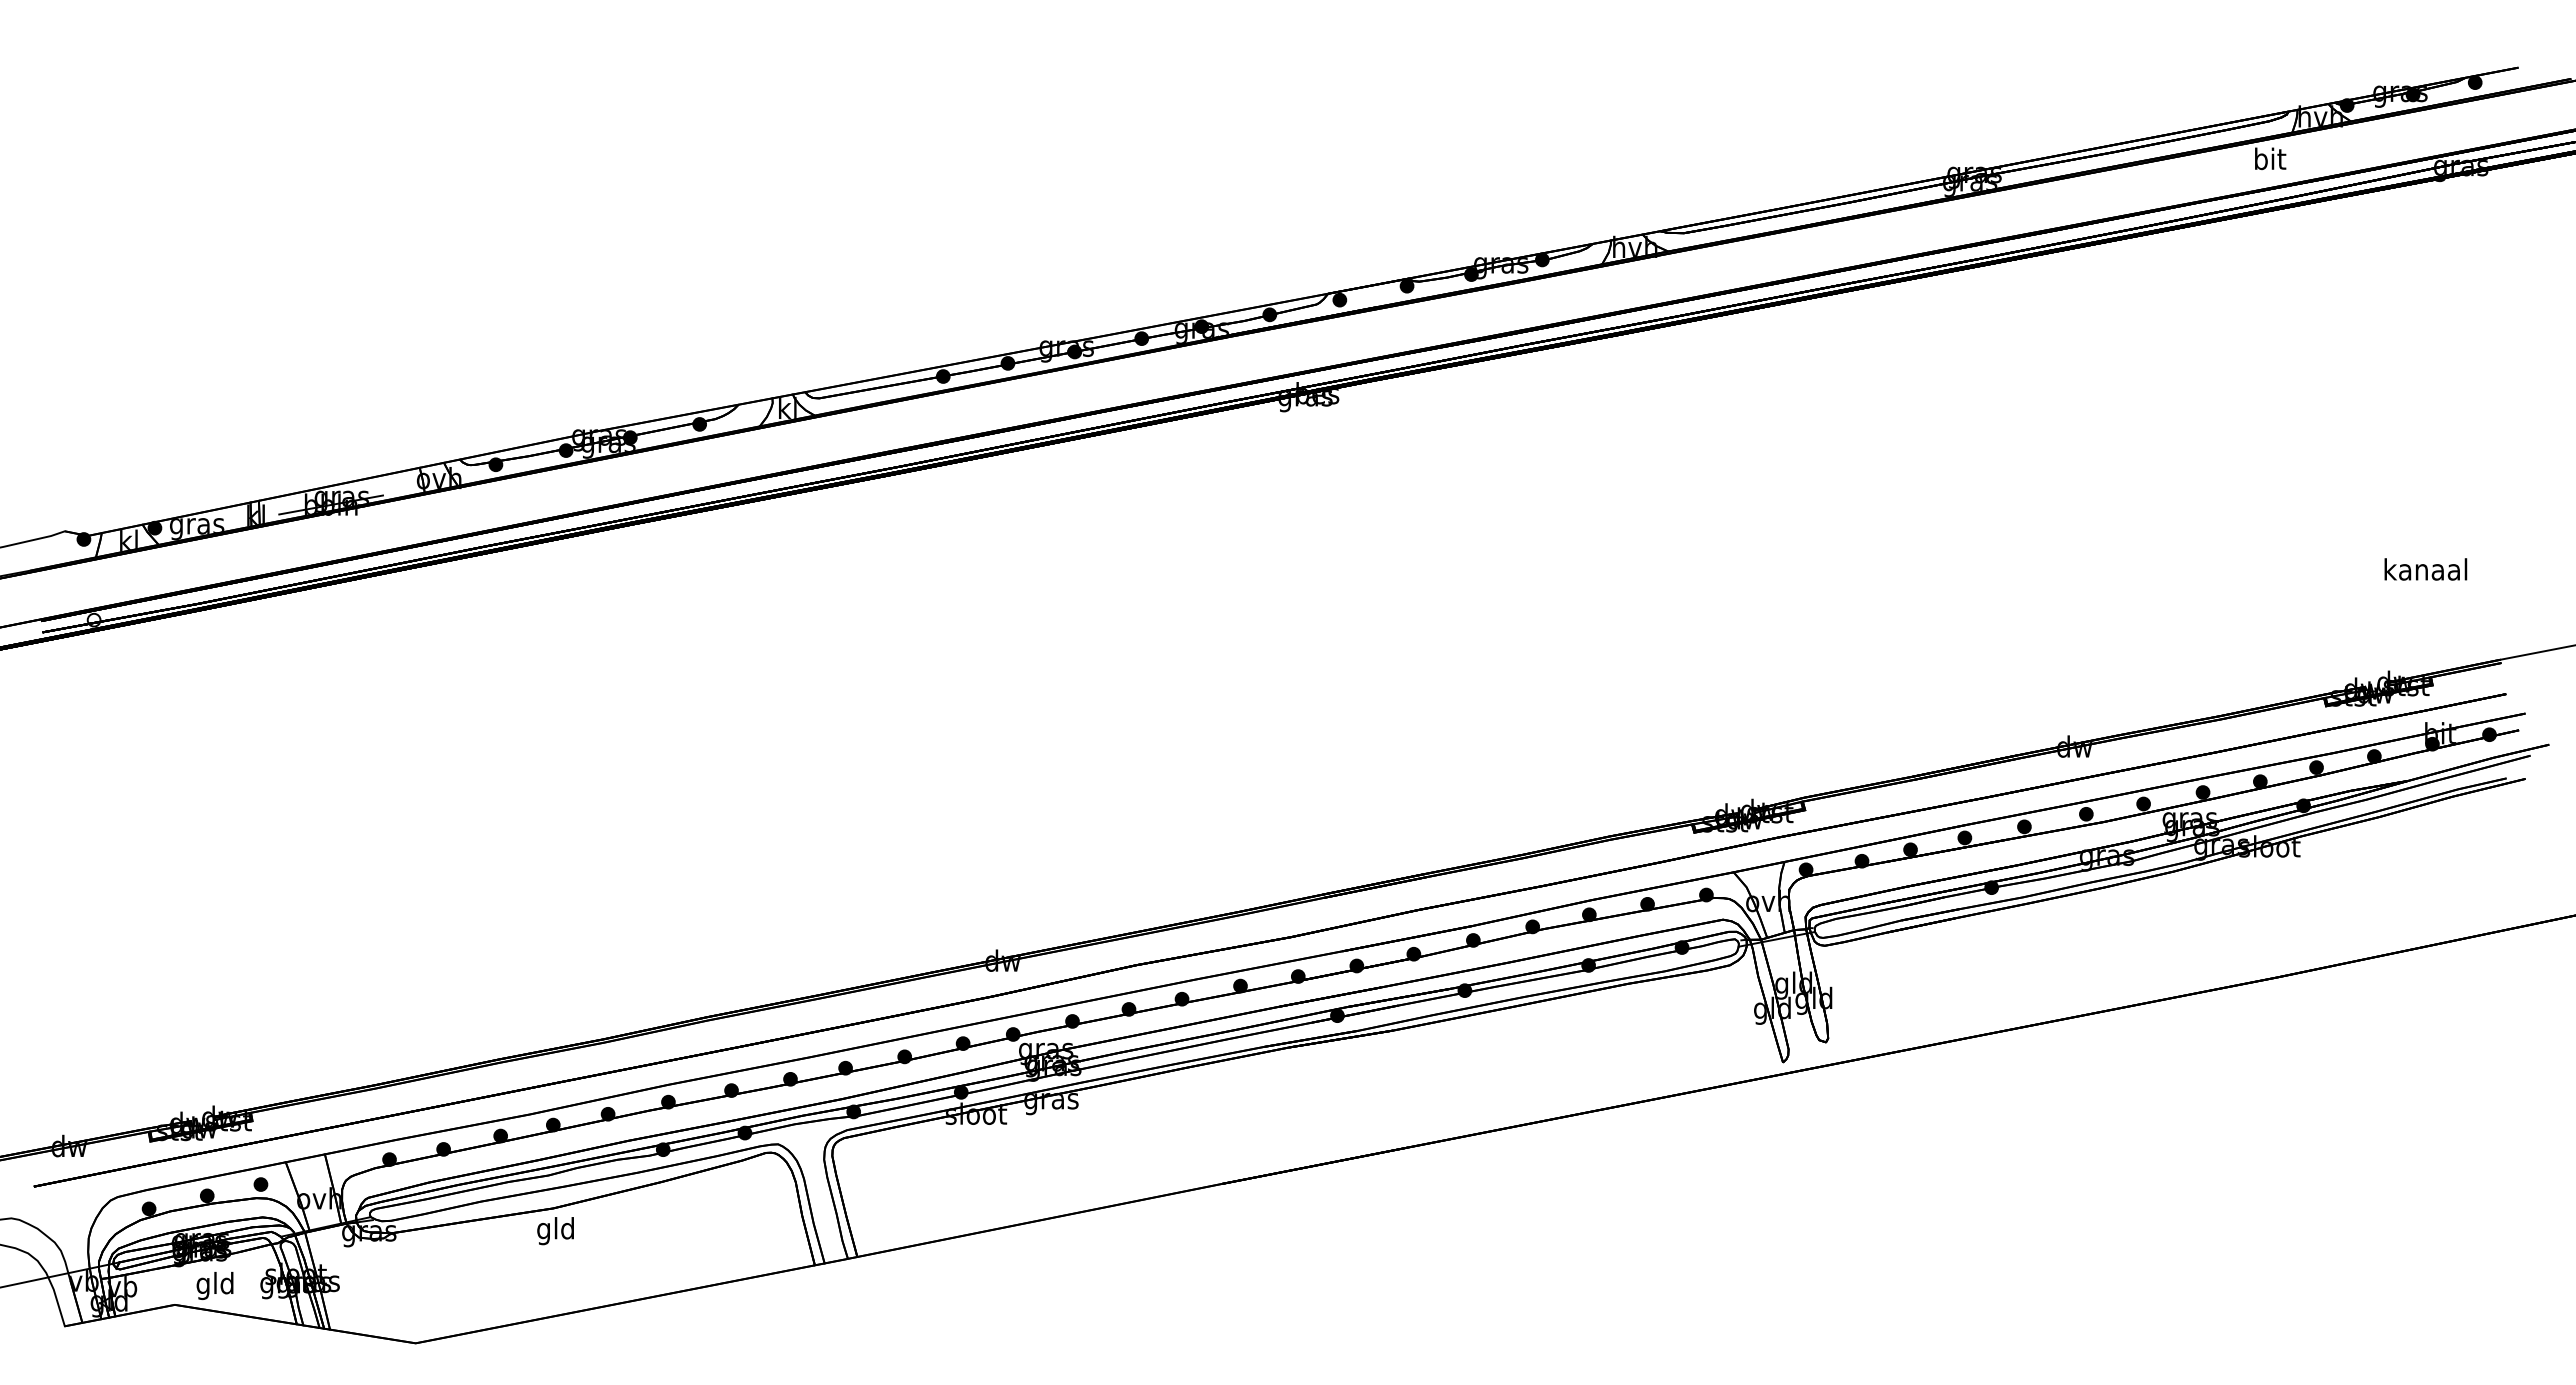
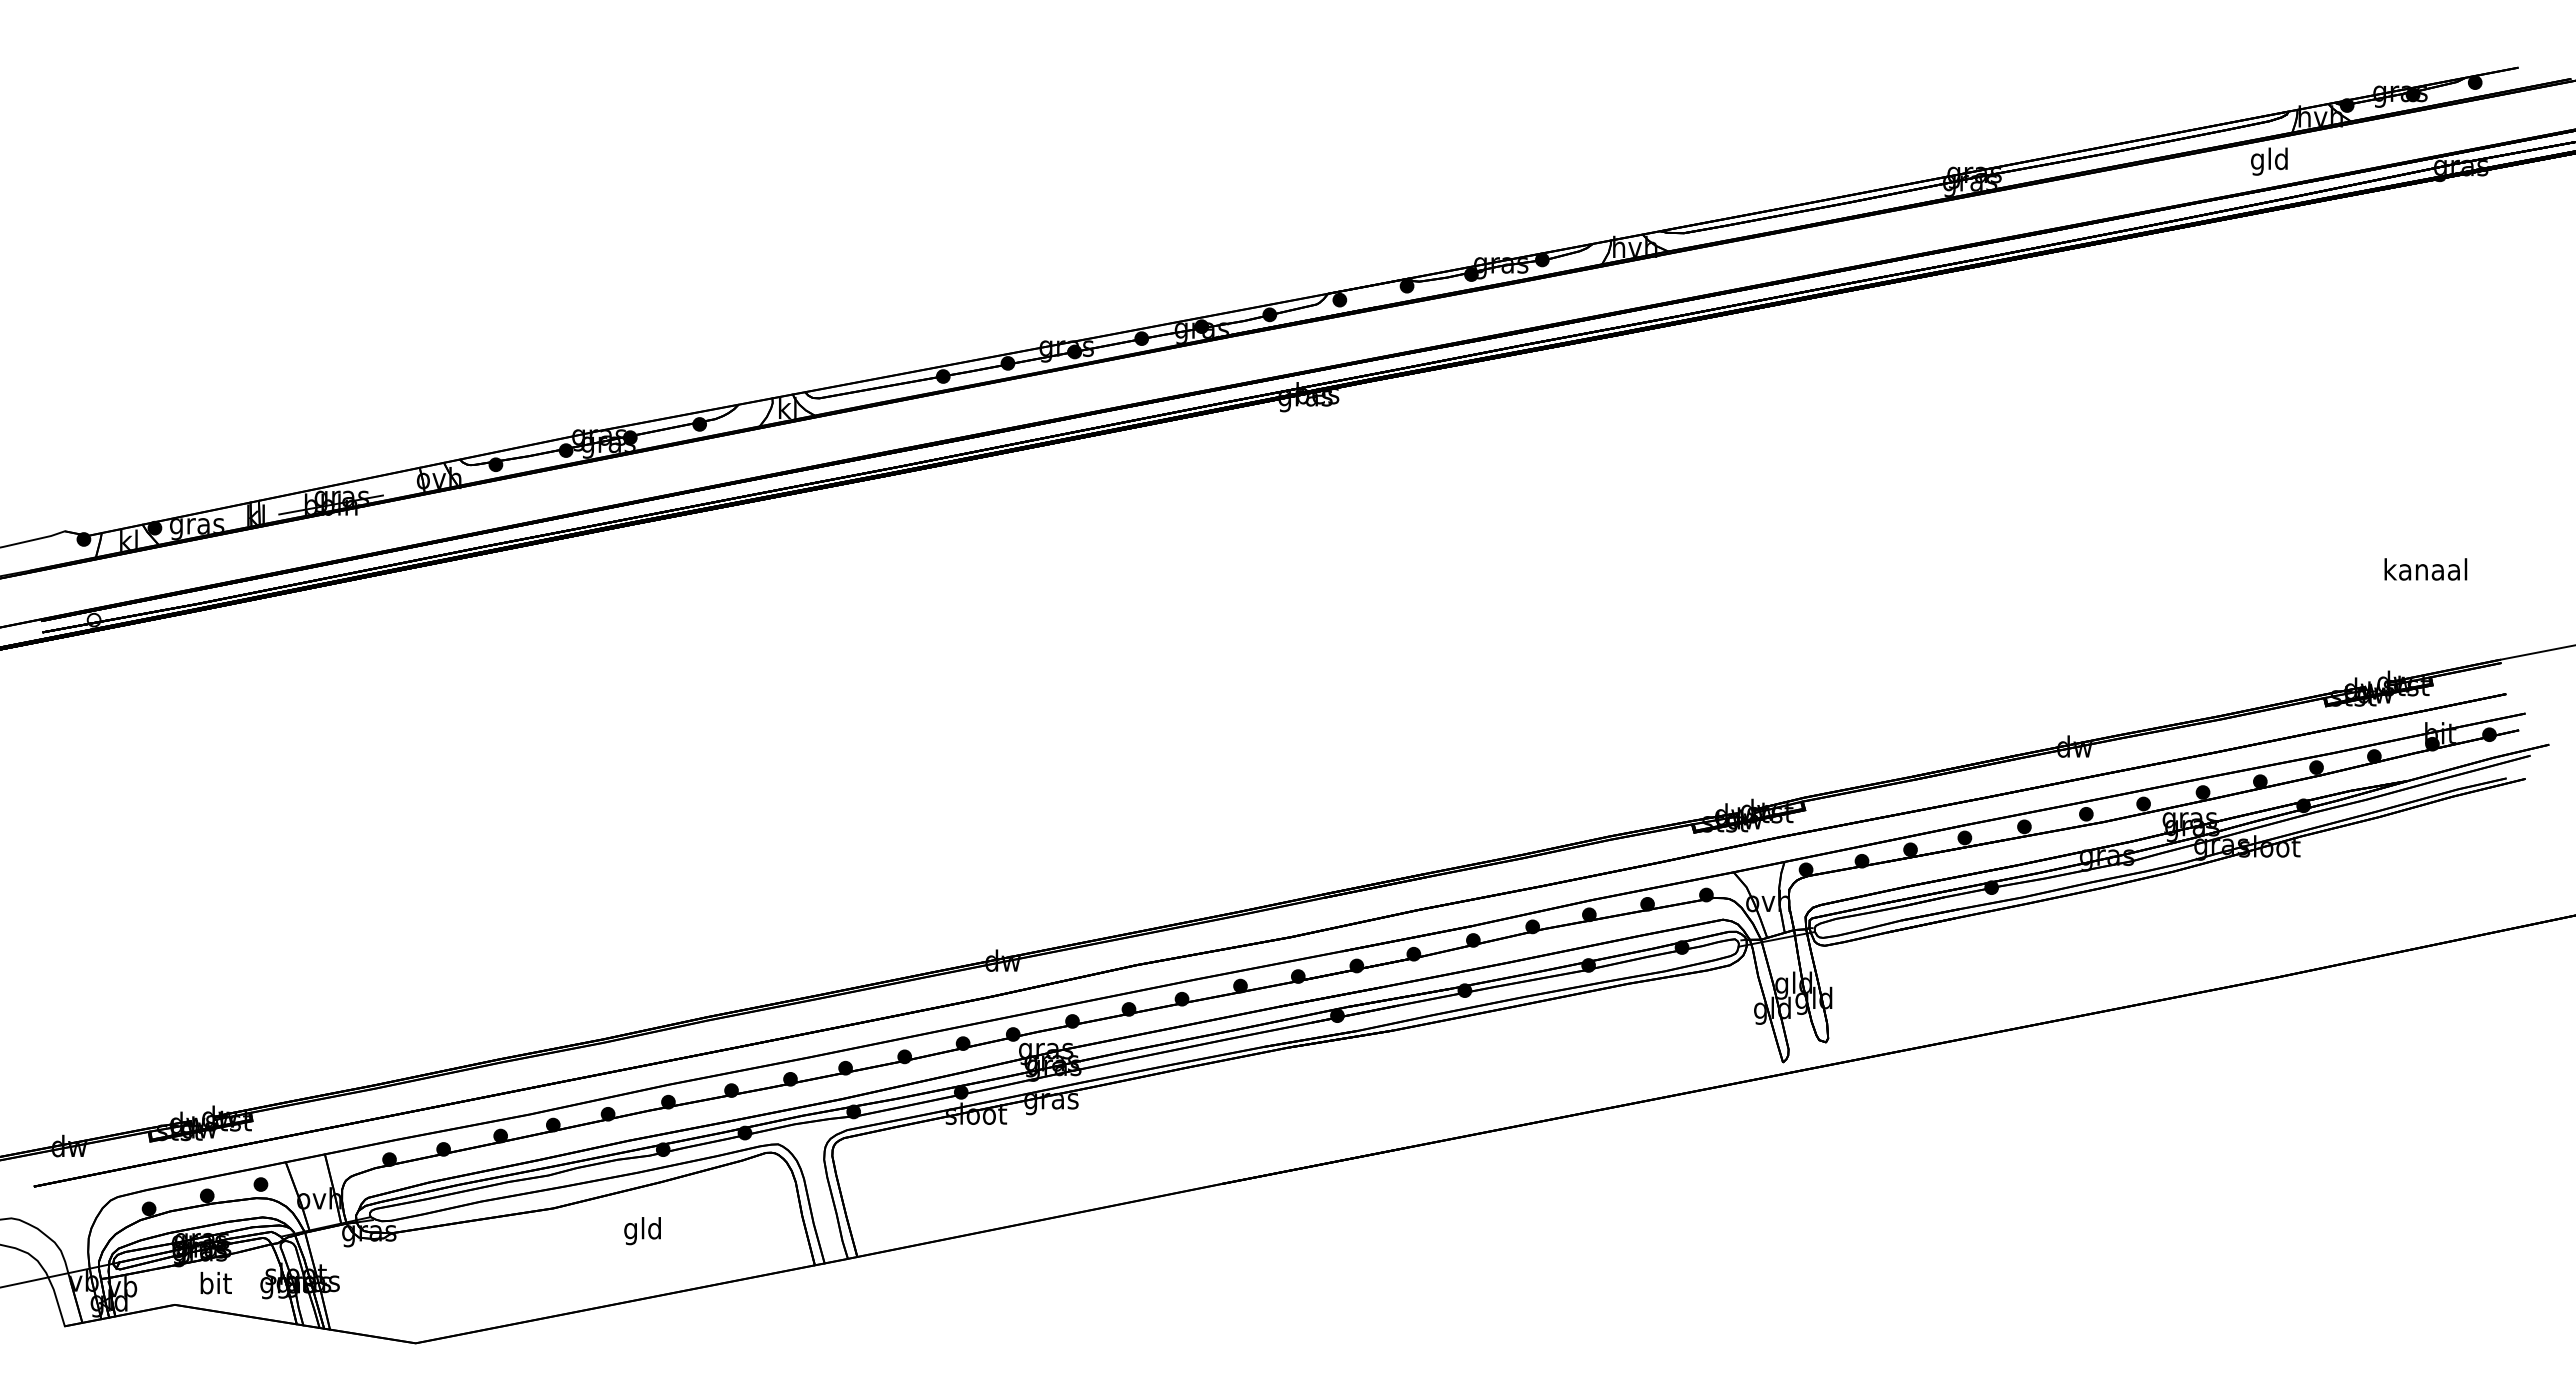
text: bit -> gld (2269, 161)
text position: (555, 1231) -> (642, 1231) (642, 1231)
text: gld -> bit (214, 1285)
